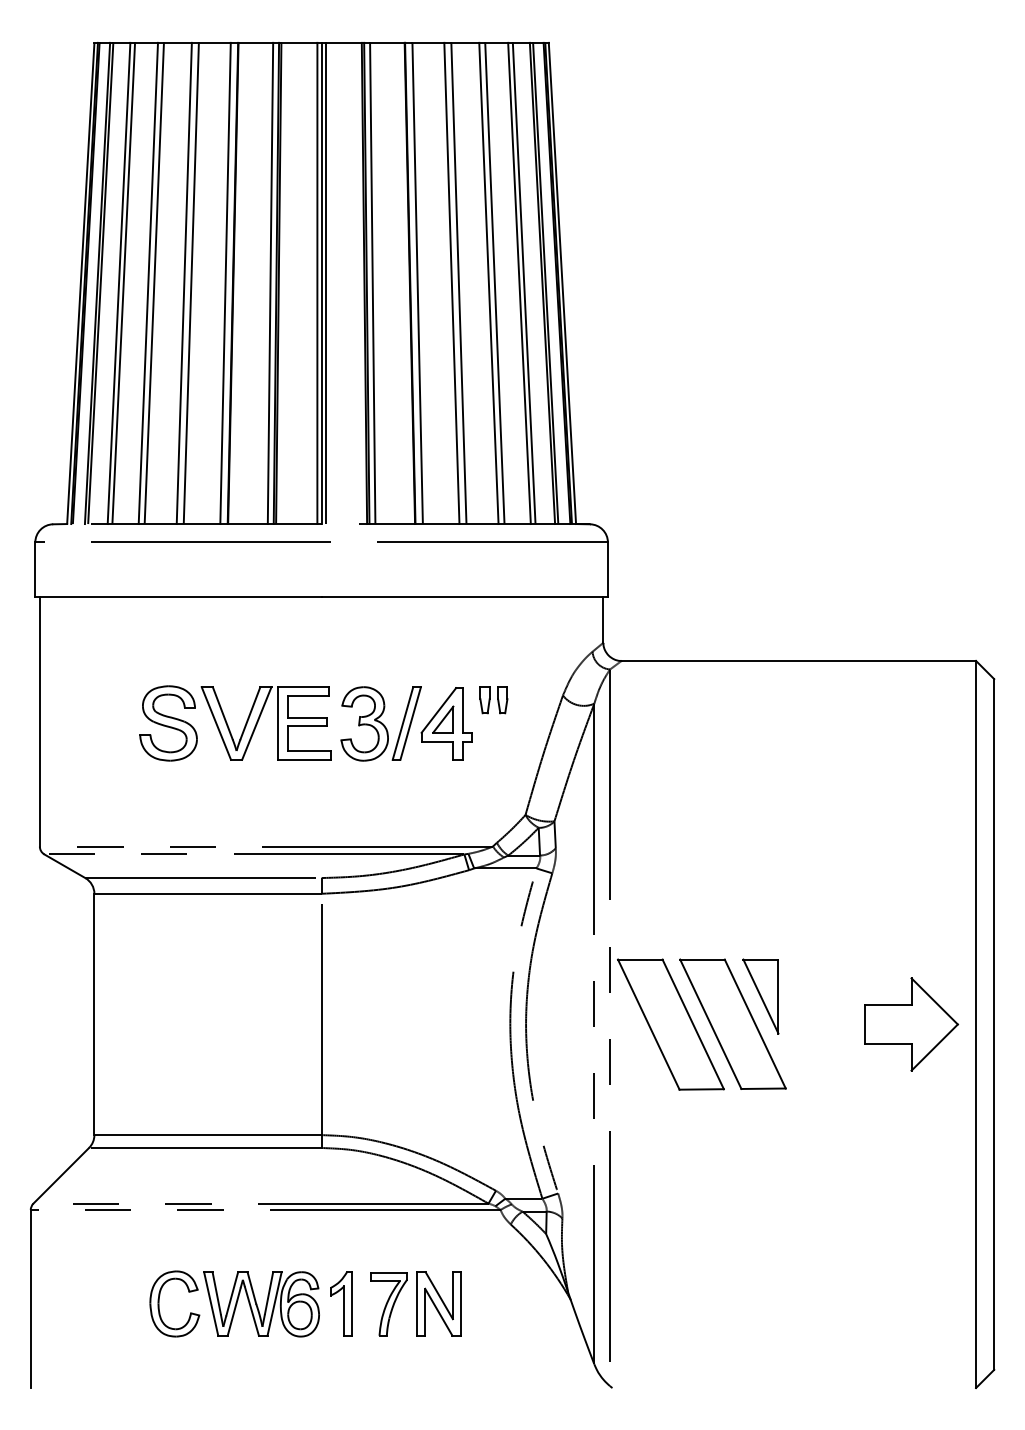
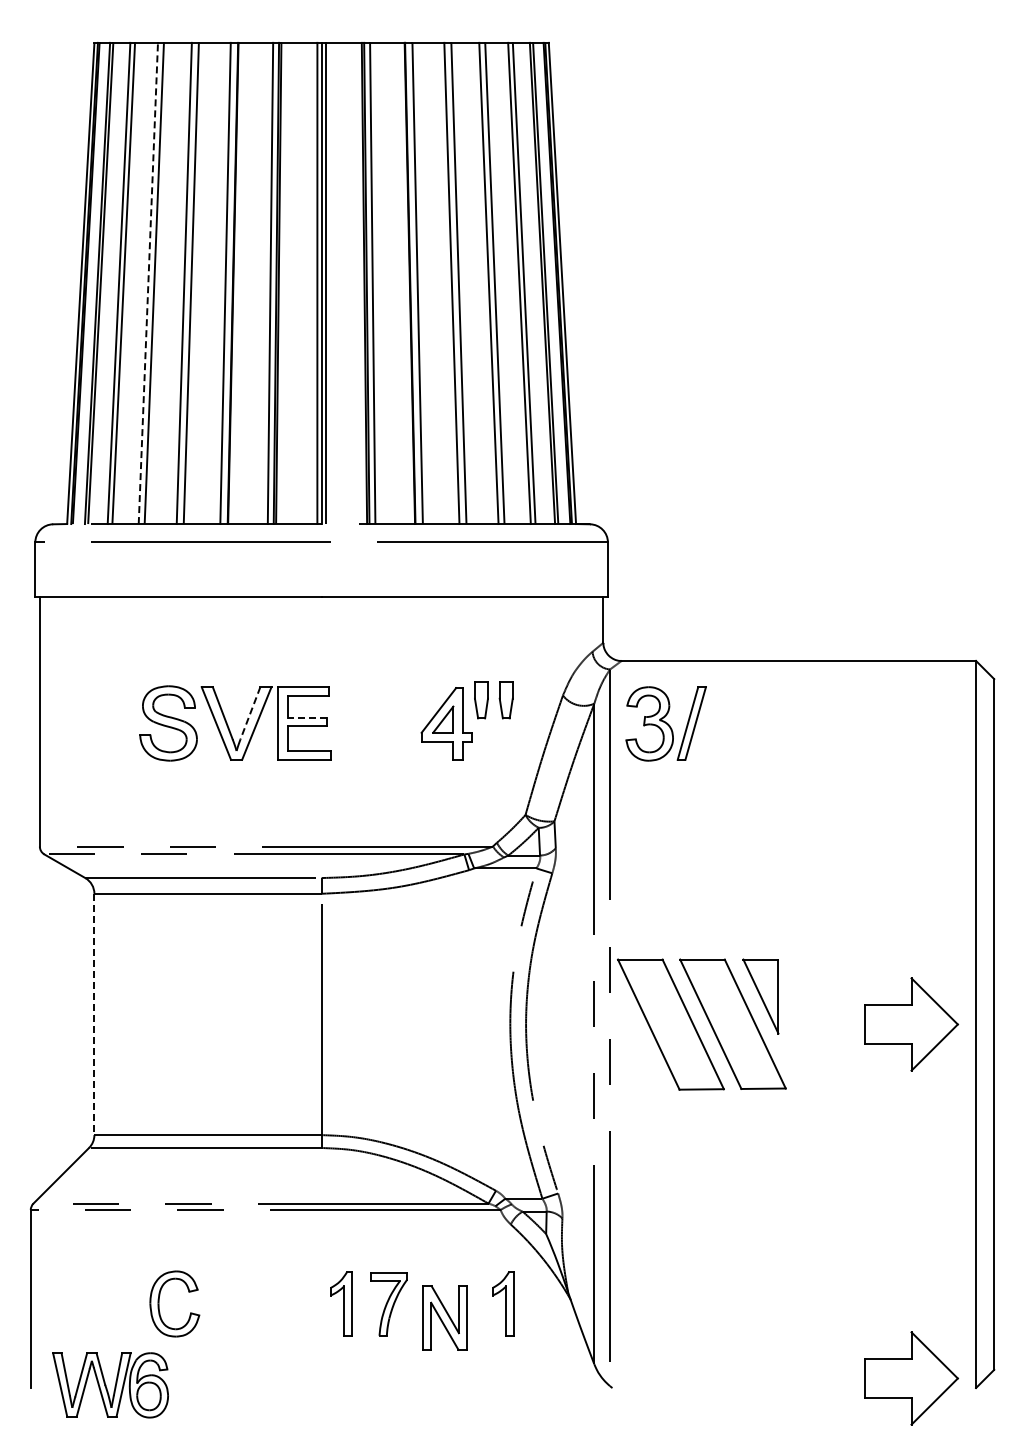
line: solid -> dashed (148, 283)
part size: 30x29 px -> 40x39 px (493, 700)
line: solid -> dashed (250, 713)
line: solid -> dashed (306, 717)
part position: (380, 723) -> (665, 723) (665, 723)
line: solid -> dashed (94, 1014)
part position: (438, 1303) -> (444, 1317) (444, 1317)
part: none -> present (503, 1303)
part position: (261, 1304) -> (110, 1385) (110, 1385)
part: none -> present (911, 1378)
